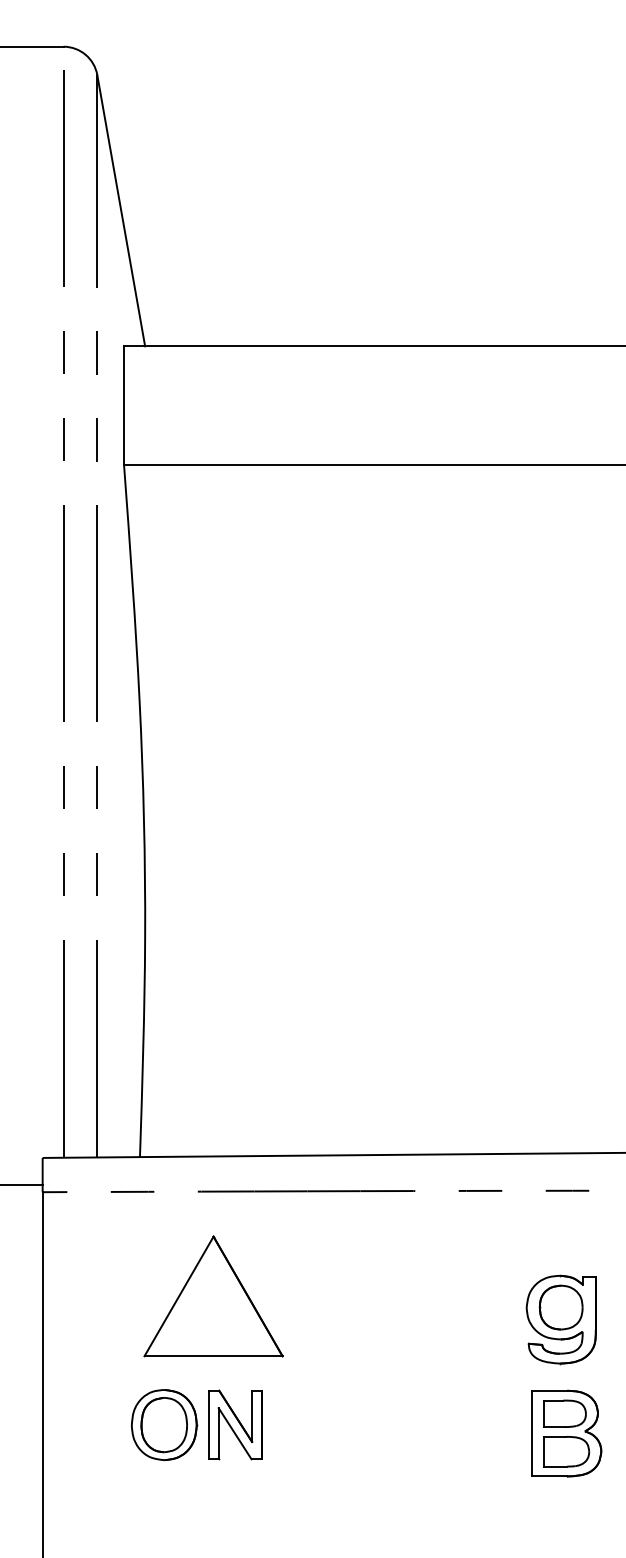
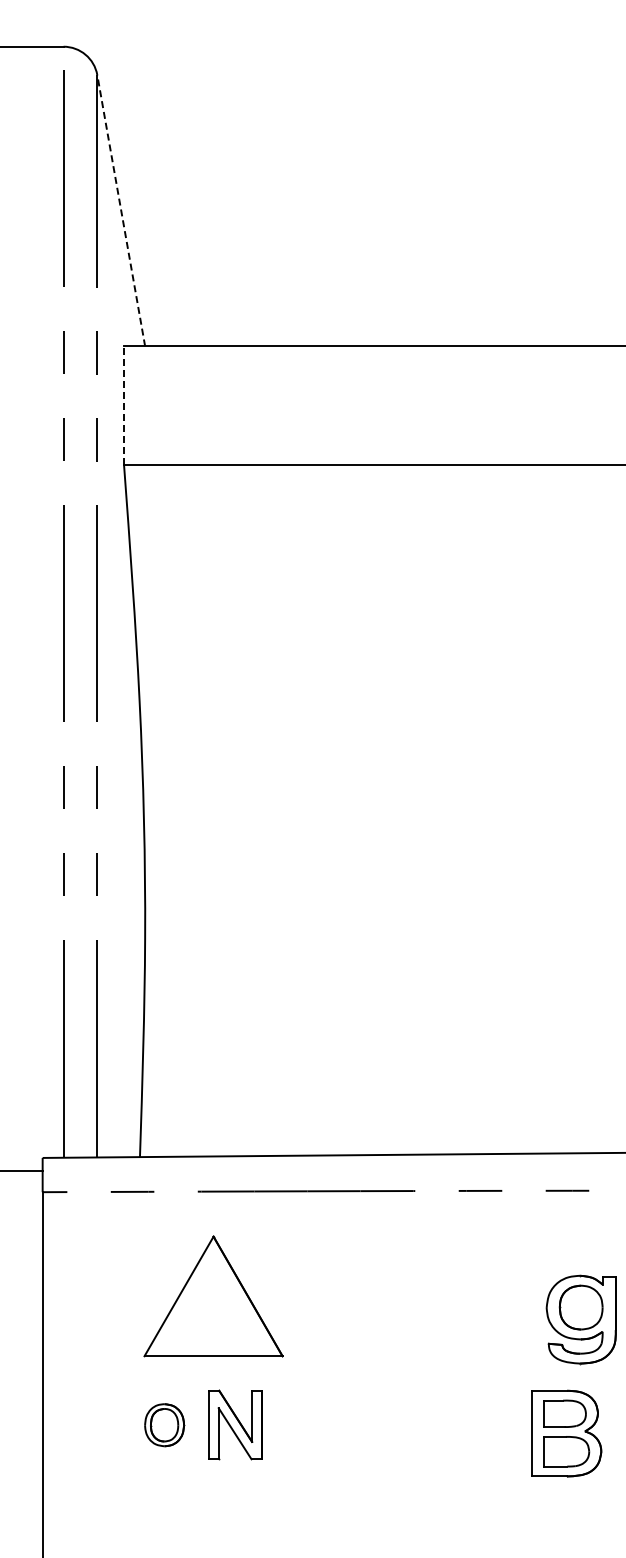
line: solid -> dashed (121, 210)
line: solid -> dashed (124, 405)
line position: (22, 1185) -> (22, 1171) (22, 1171)
part position: (560, 1319) -> (580, 1319) (580, 1319)
part size: 68x73 px -> 42x45 px (164, 1425)
